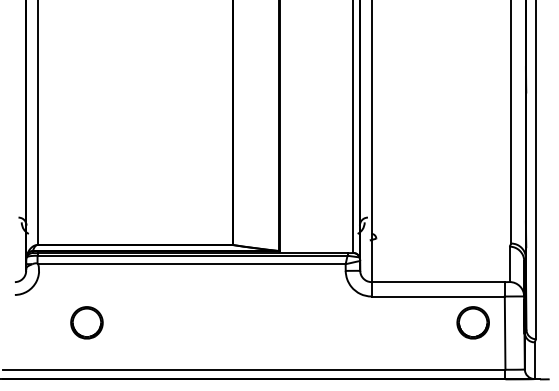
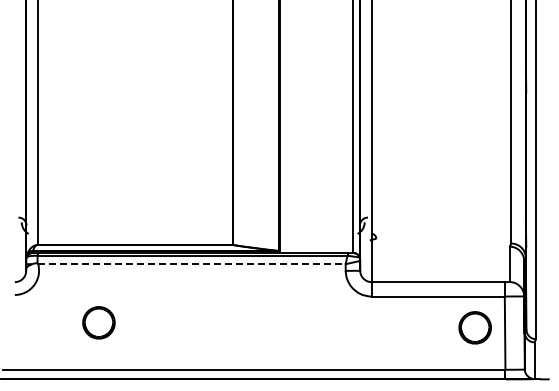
line: solid -> dashed (191, 264)
part position: (86, 322) -> (98, 322) (98, 322)
part position: (472, 322) -> (474, 327) (474, 327)
